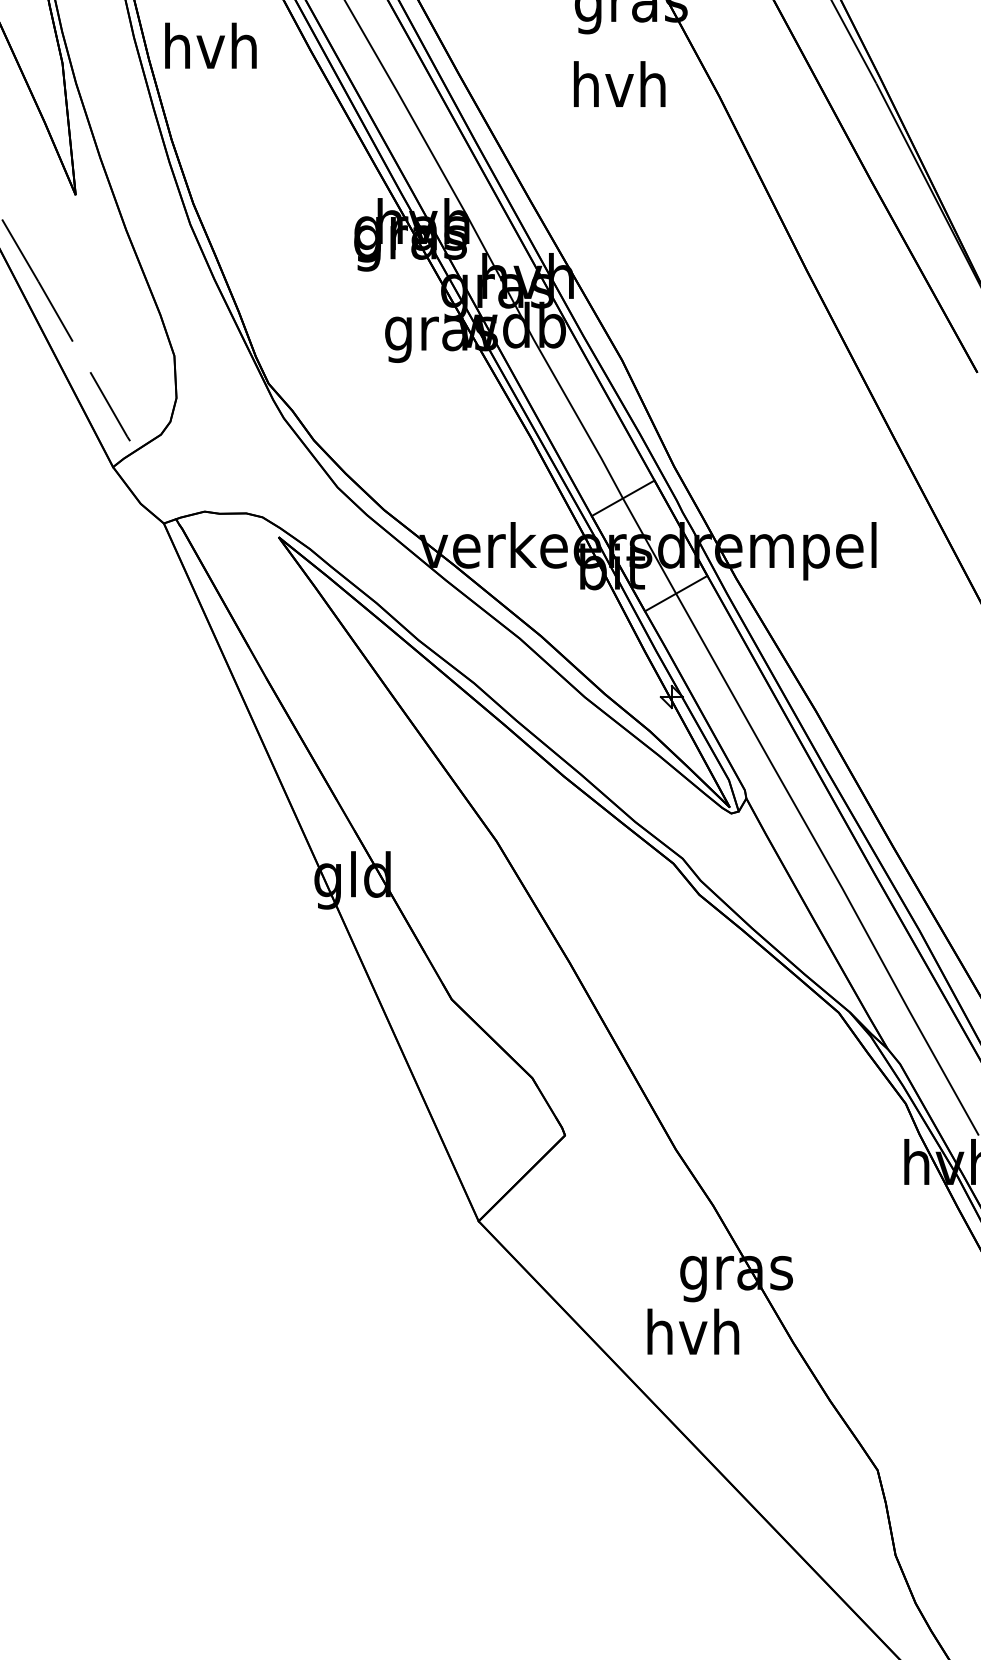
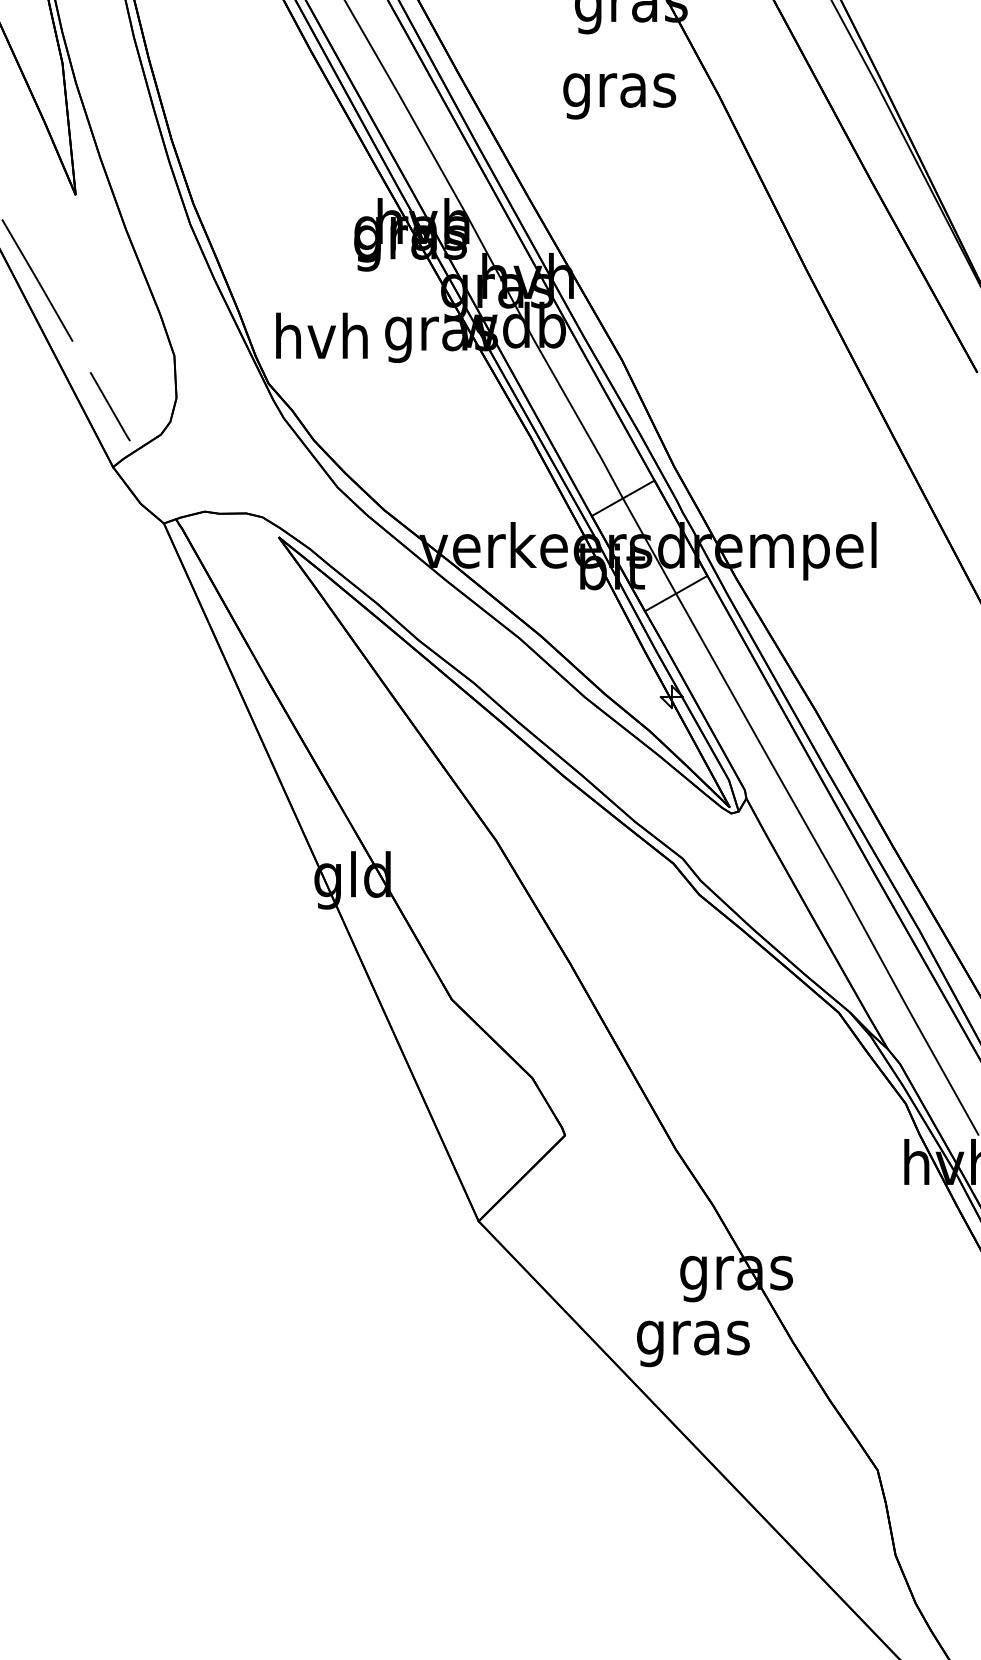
text position: (210, 45) -> (321, 335) (321, 335)
text: hvh -> gras (619, 90)
text: hvh -> gras (693, 1337)
